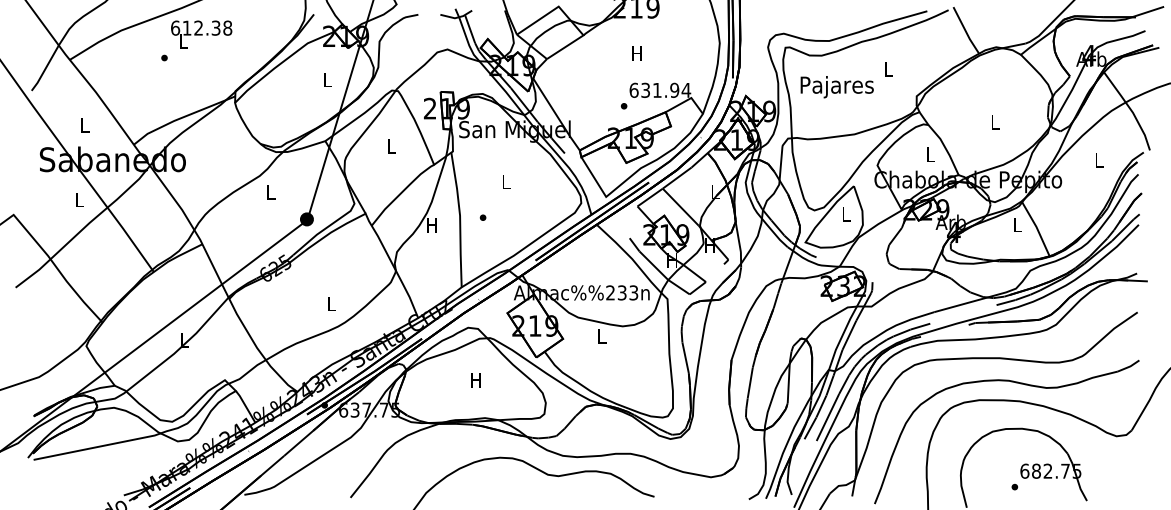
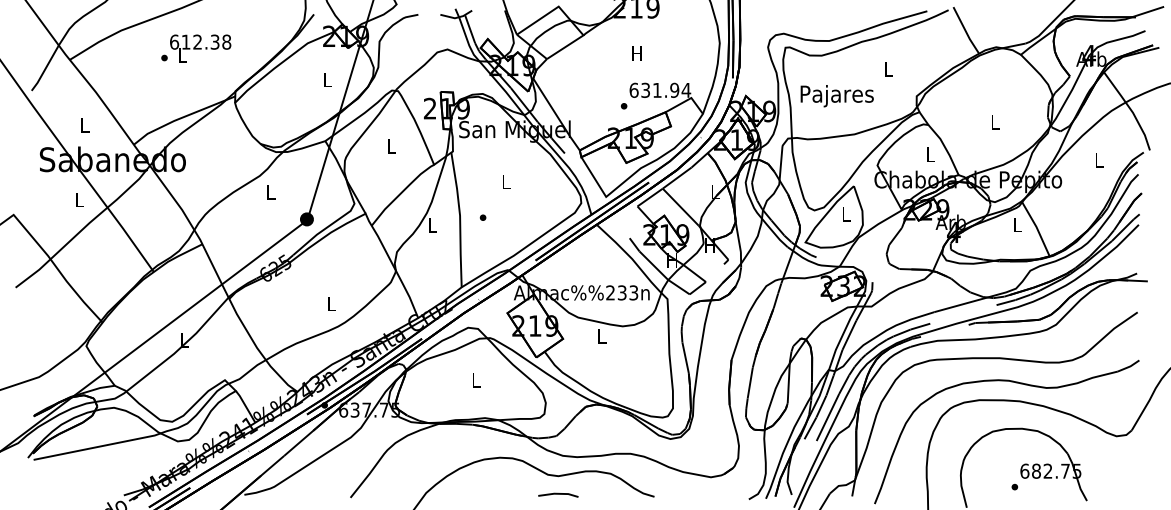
text position: (201, 34) -> (200, 48) (200, 48)
text position: (836, 87) -> (836, 96) (836, 96)
text: H -> L (431, 225)
text: H -> L (475, 380)
line: none -> present (558, 494)
